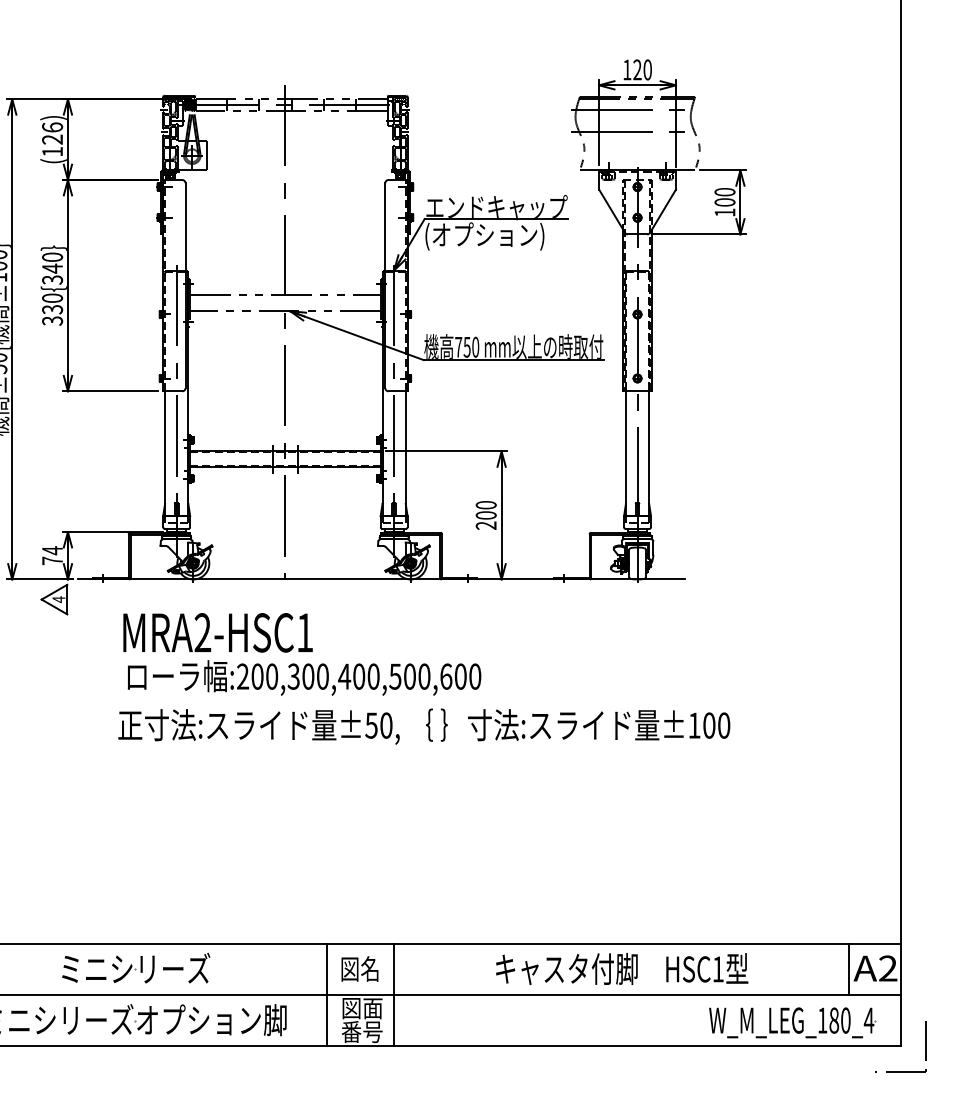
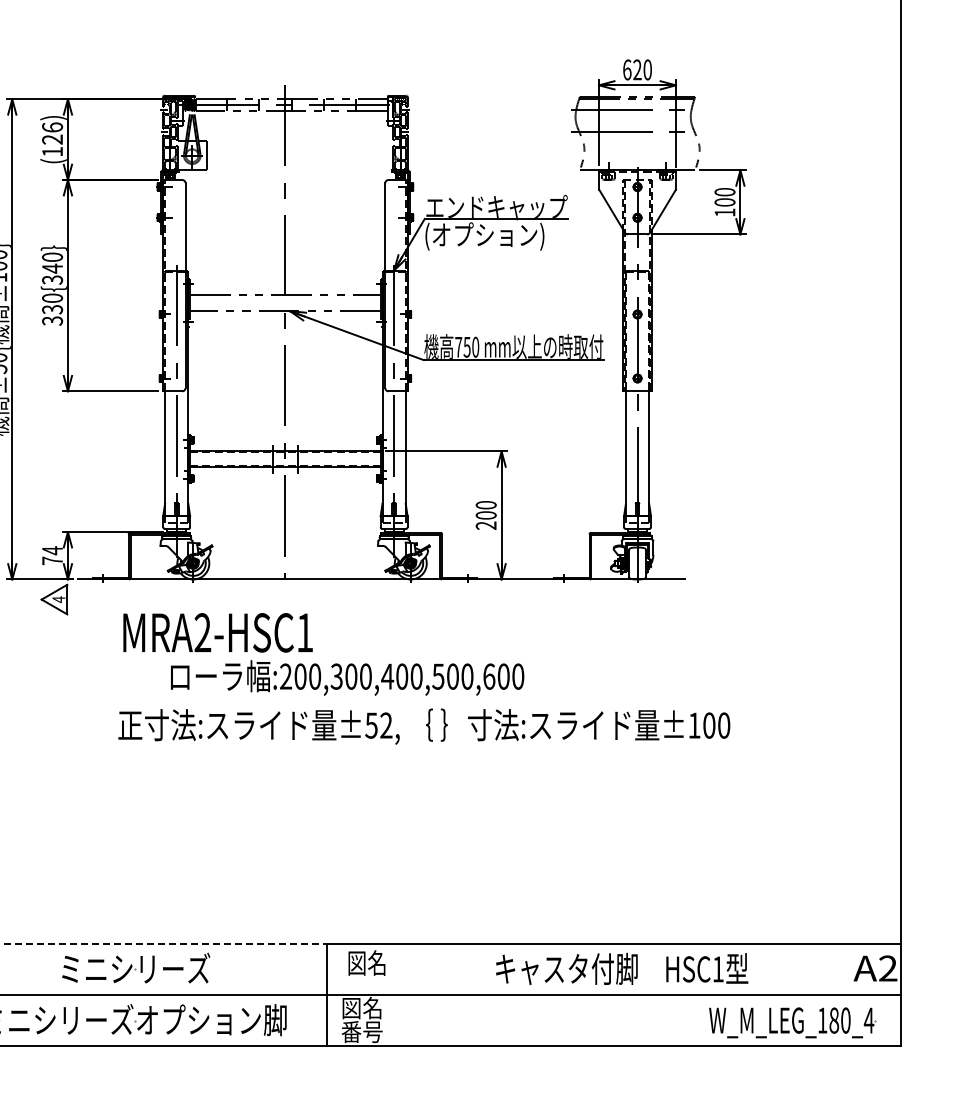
text: 120 -> 620 (627, 69)
text position: (304, 677) -> (347, 677) (347, 677)
text: ±50, -> ±52, (386, 725)
line: solid -> dashed (163, 943)
text position: (359, 968) -> (366, 962) (366, 962)
line: present -> none (849, 969)
line: present -> none (393, 994)
text: 図面 -> 図名 (372, 1007)
part: present -> none (925, 1046)
